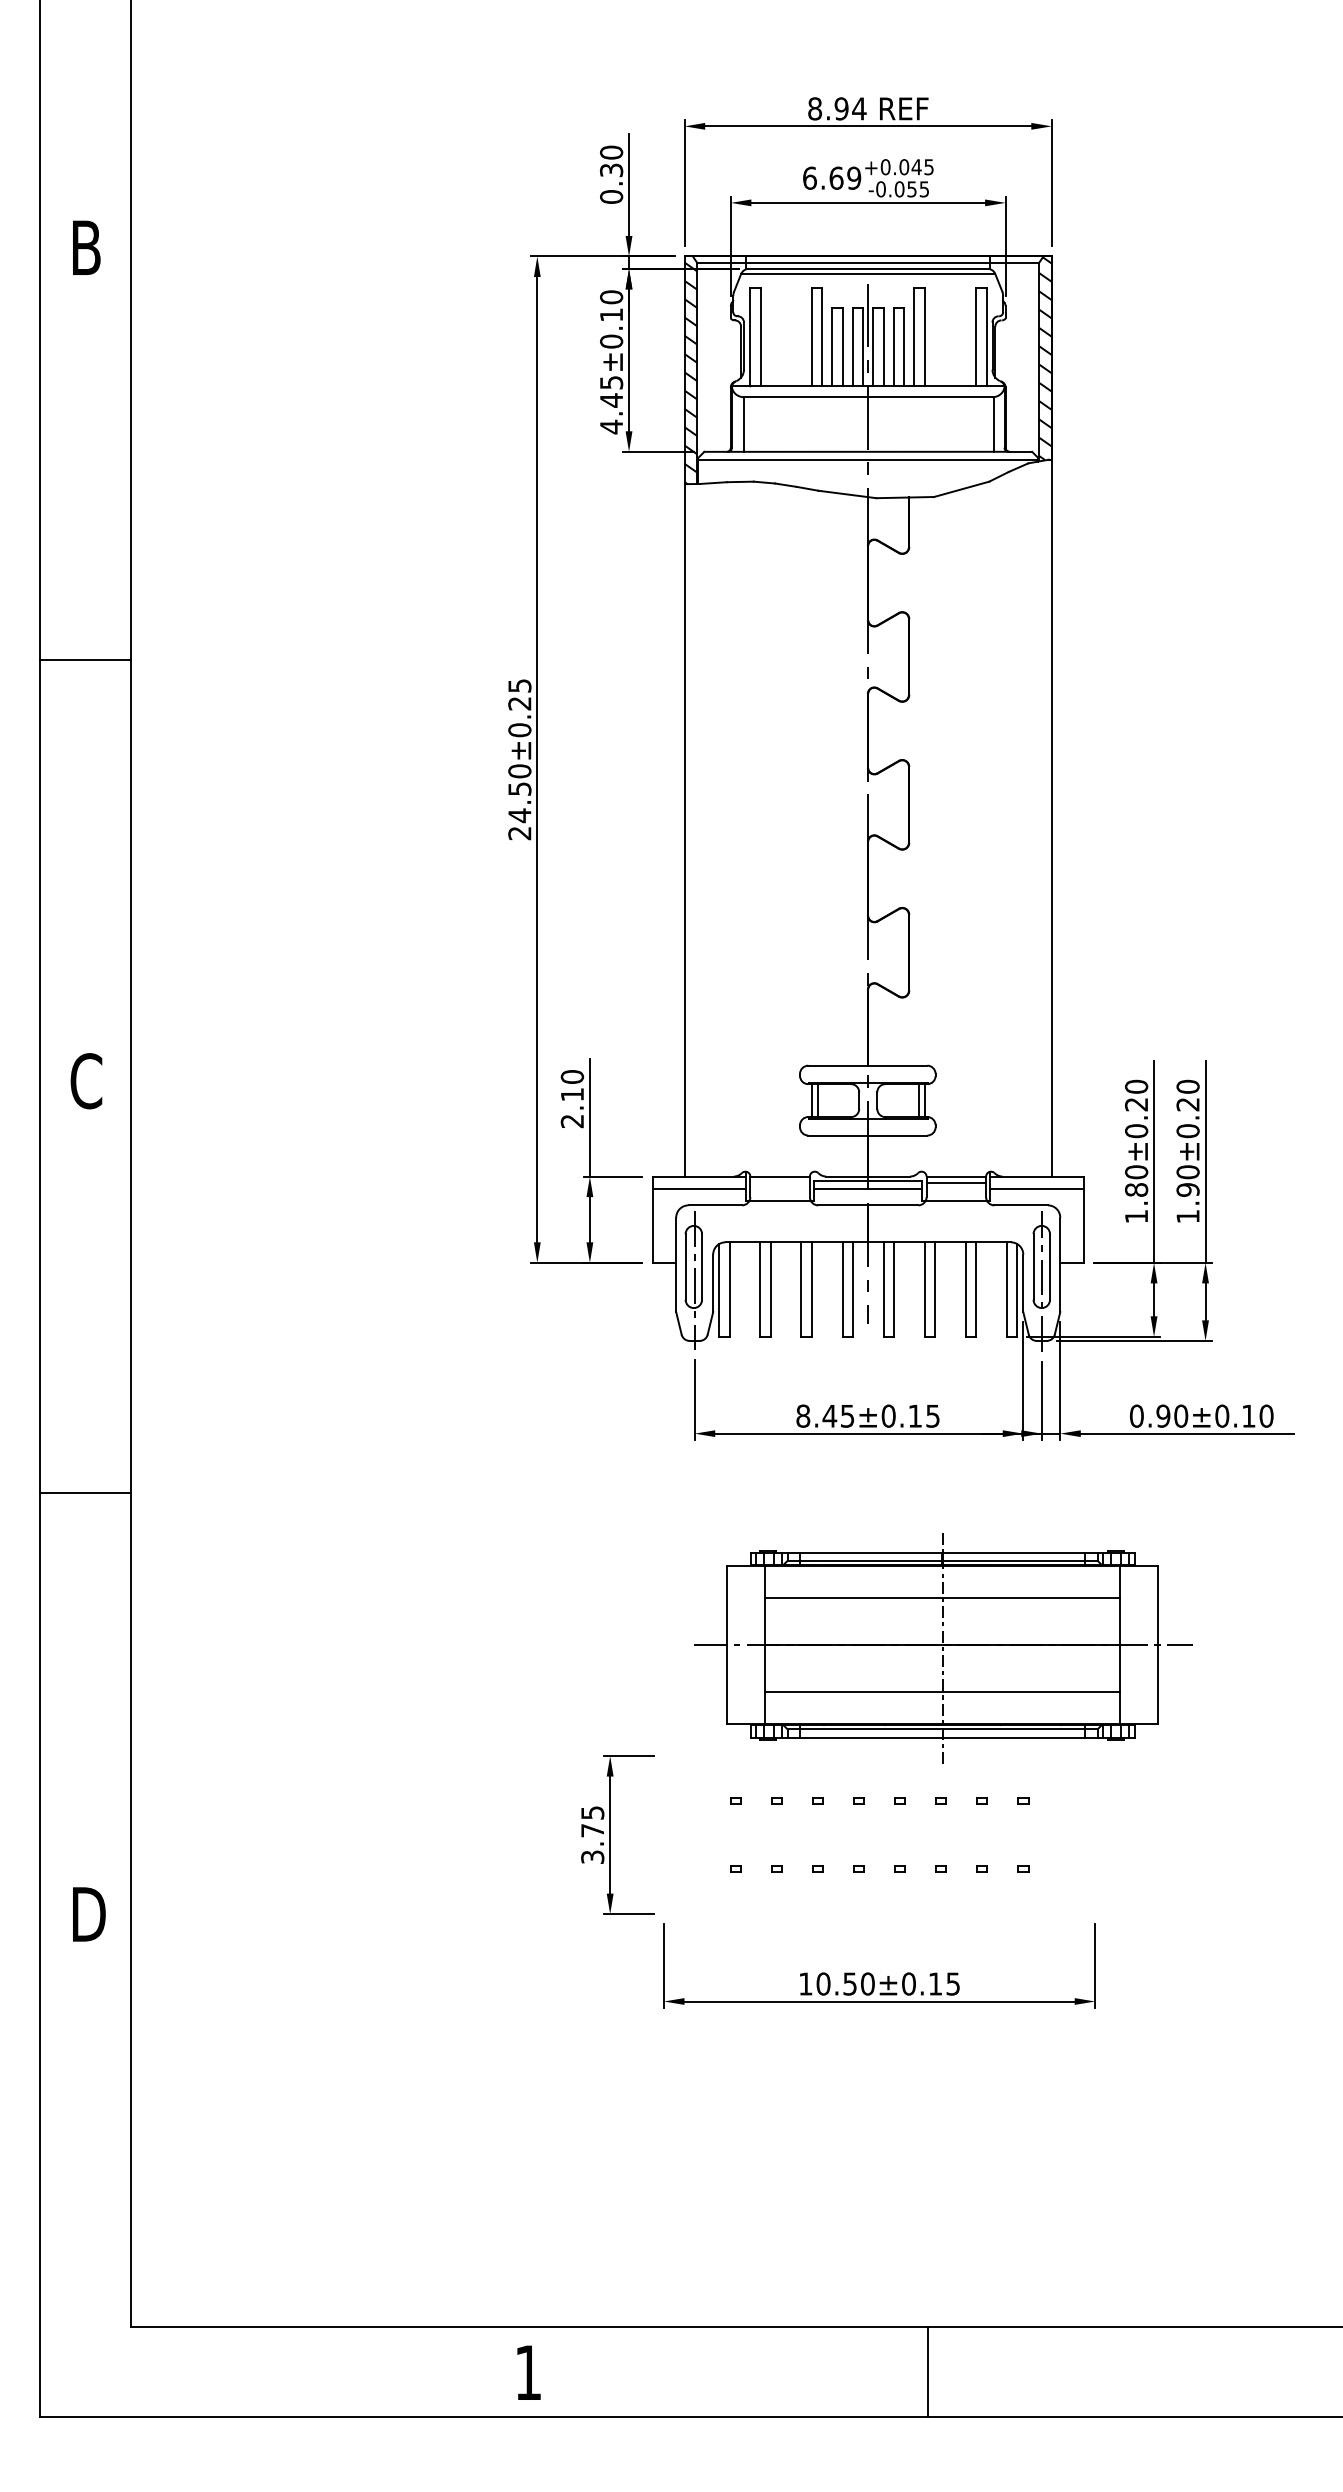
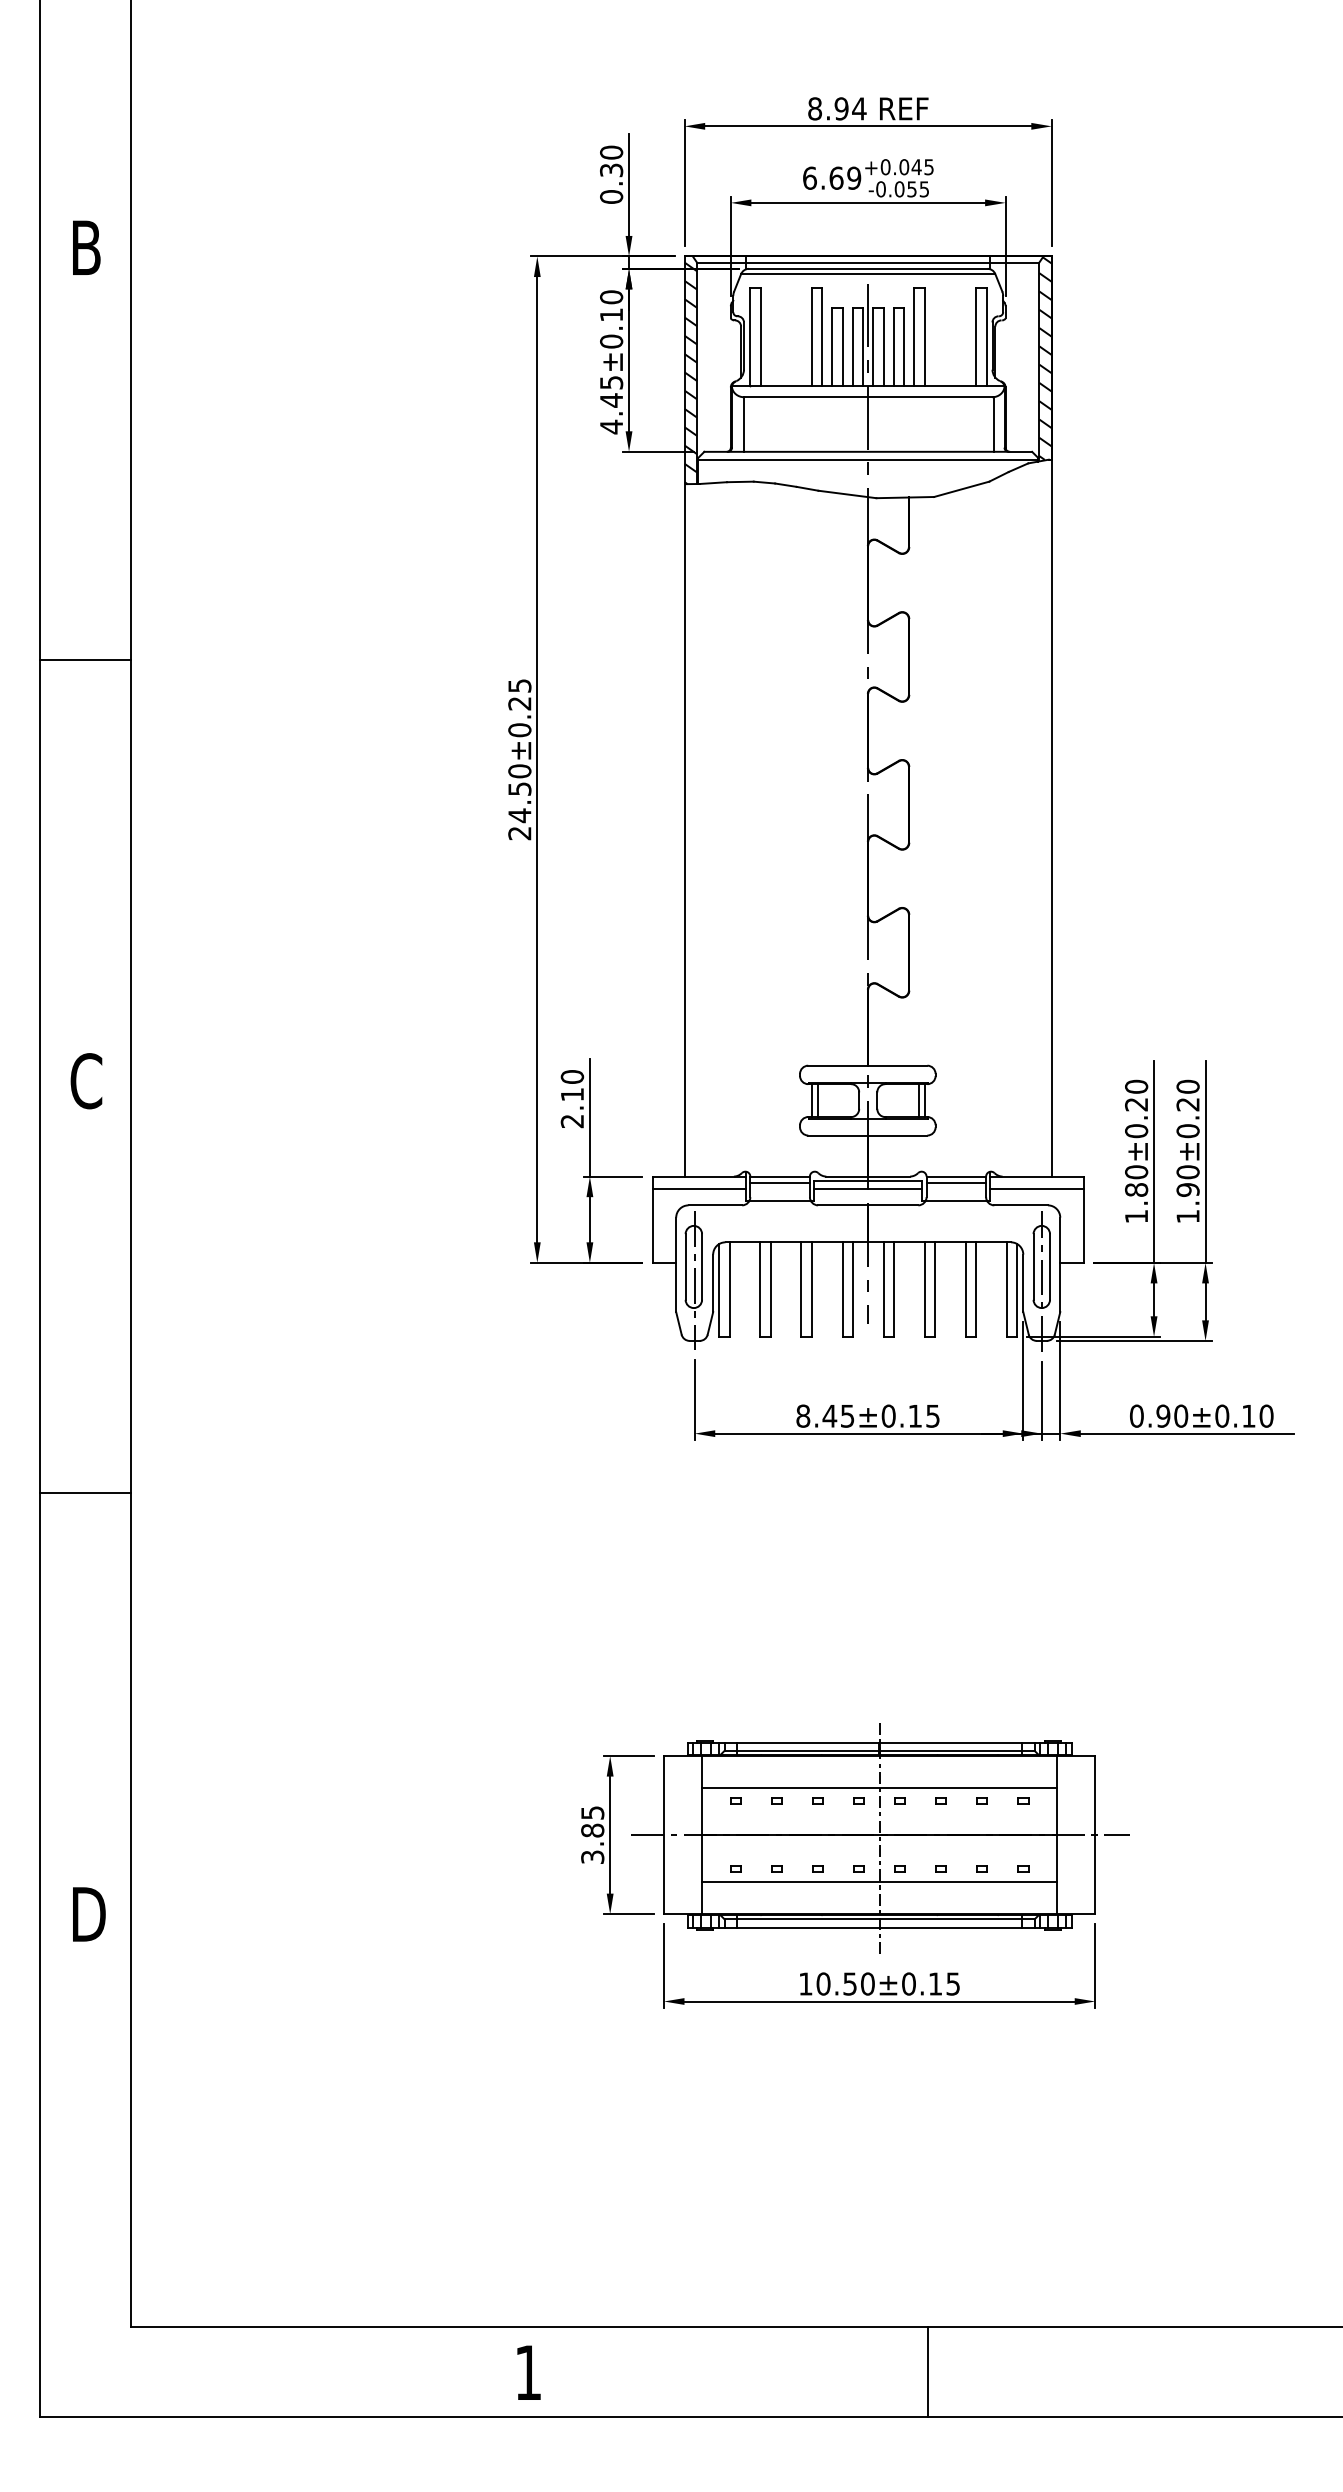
line: none -> present (779, 1182)
part position: (943, 1648) -> (880, 1838) (880, 1838)
text: 3.75 -> 3.85 (592, 1830)
